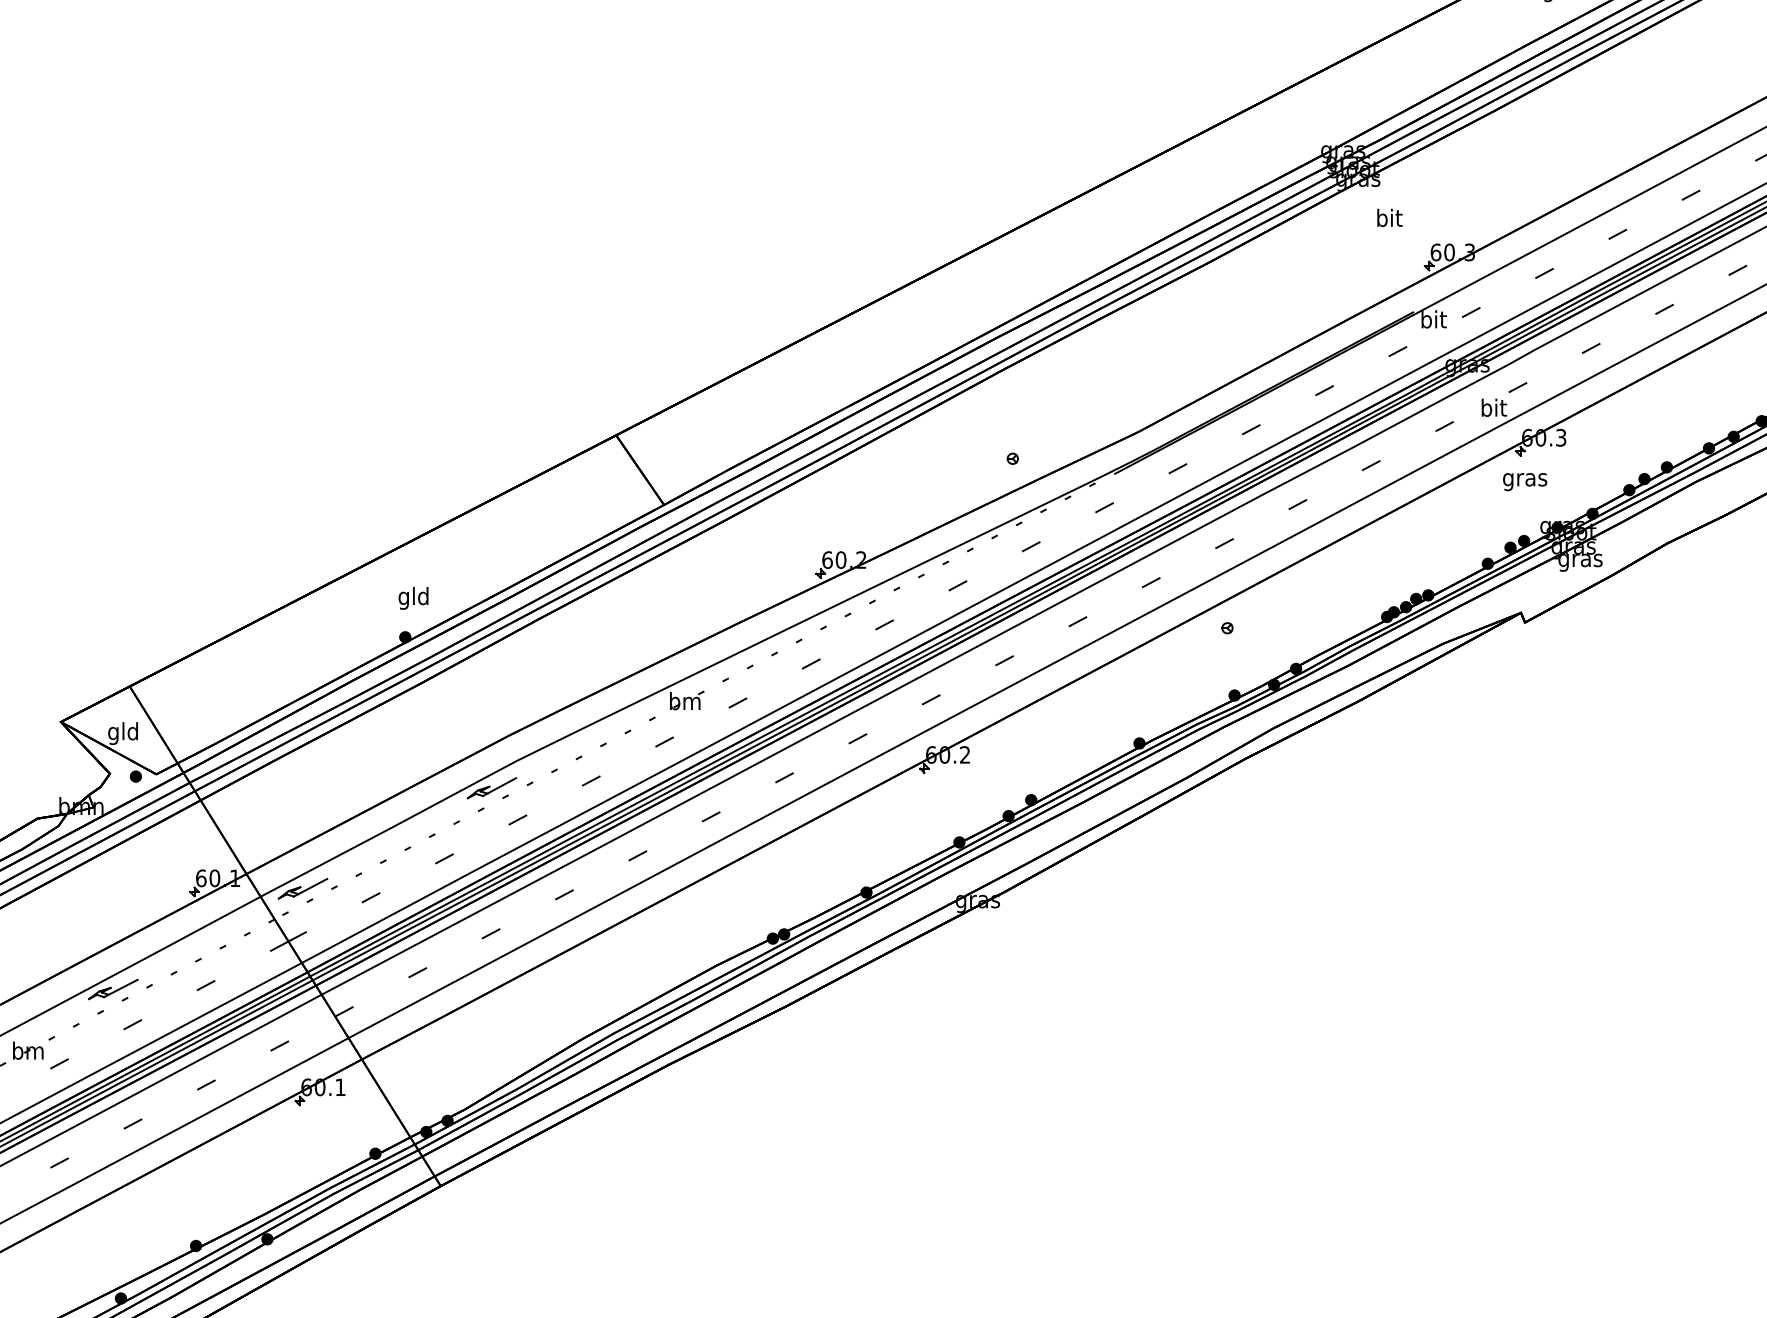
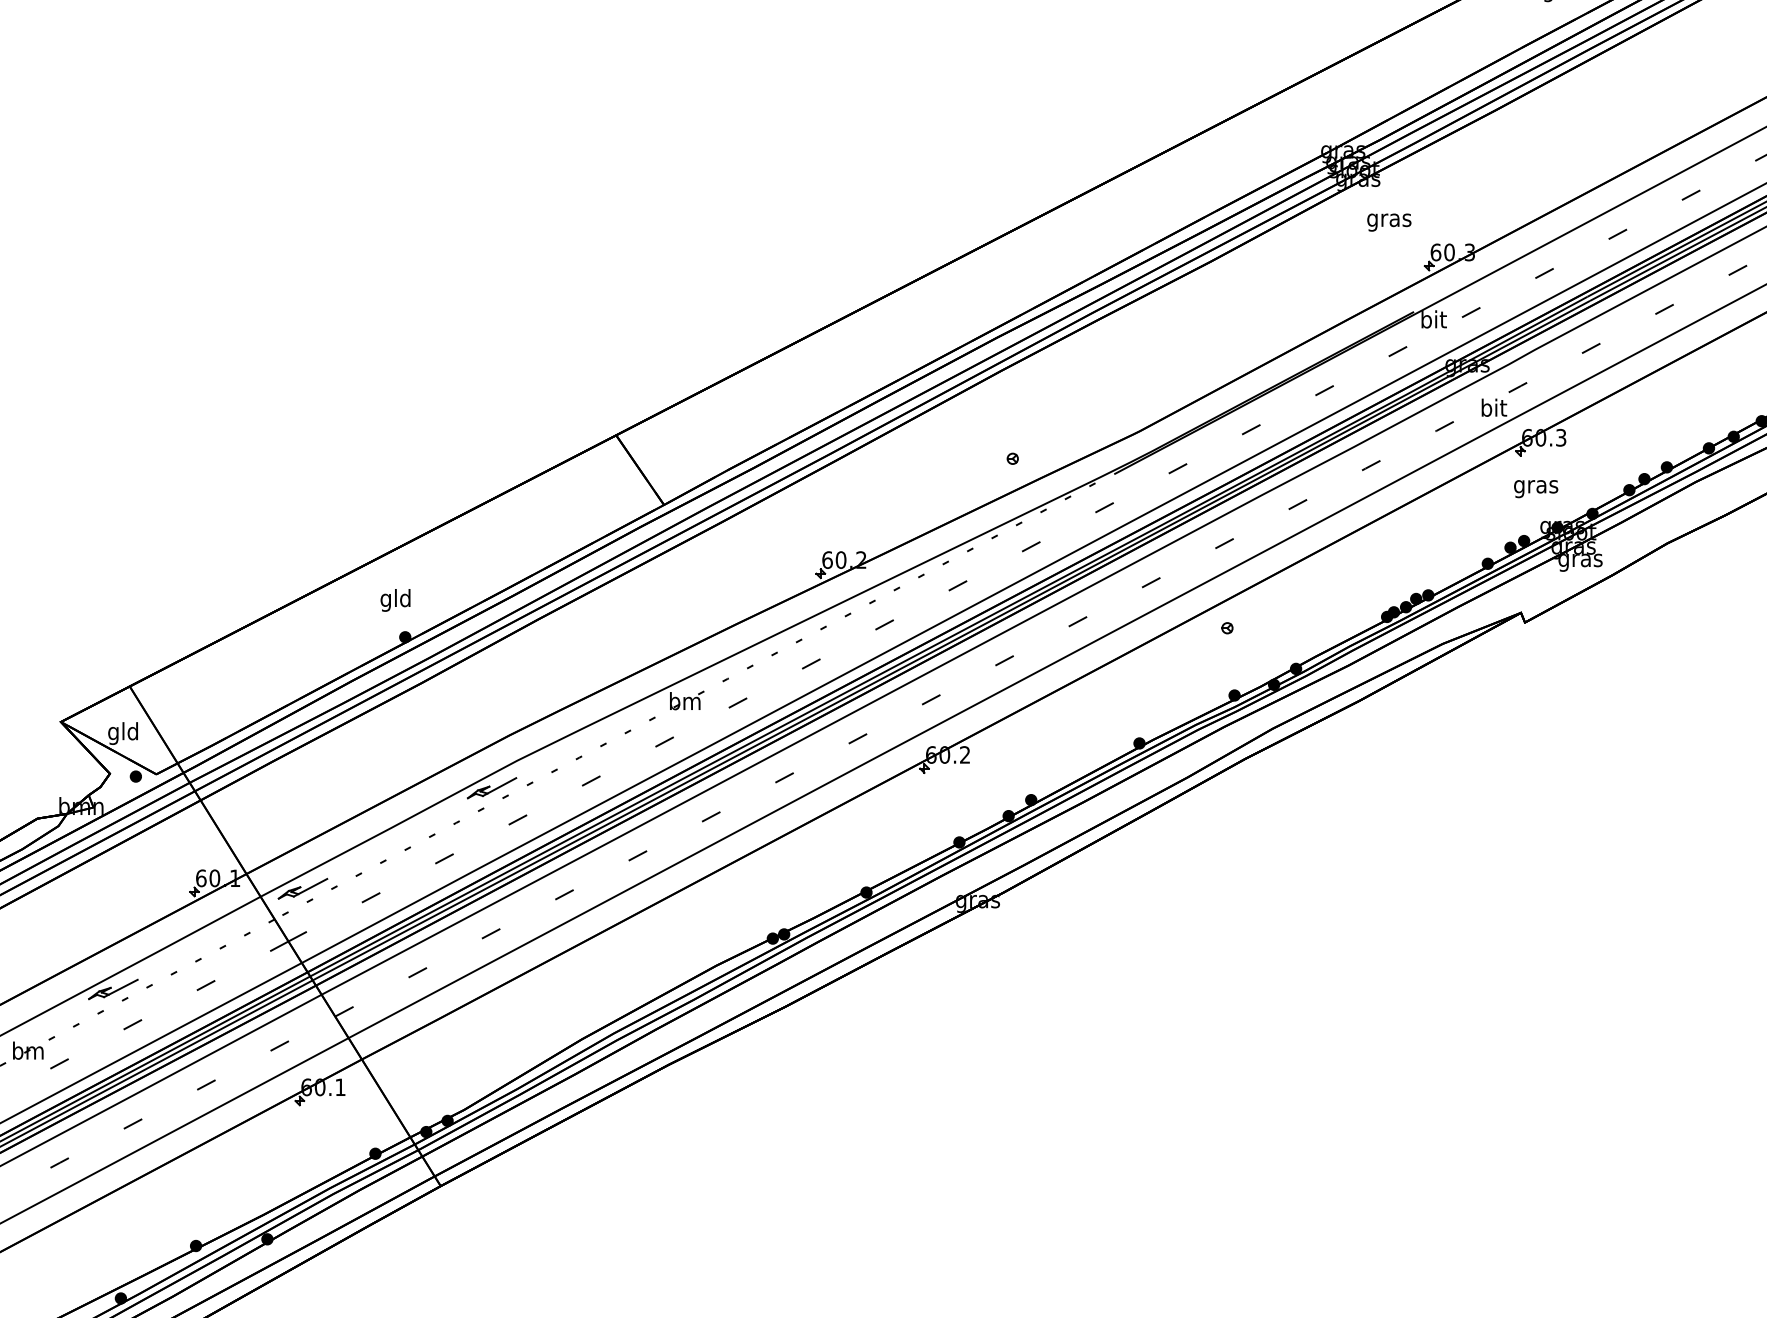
text: bit -> gras (1389, 219)
text position: (1525, 482) -> (1536, 489) (1536, 489)
text position: (413, 598) -> (395, 600) (395, 600)
